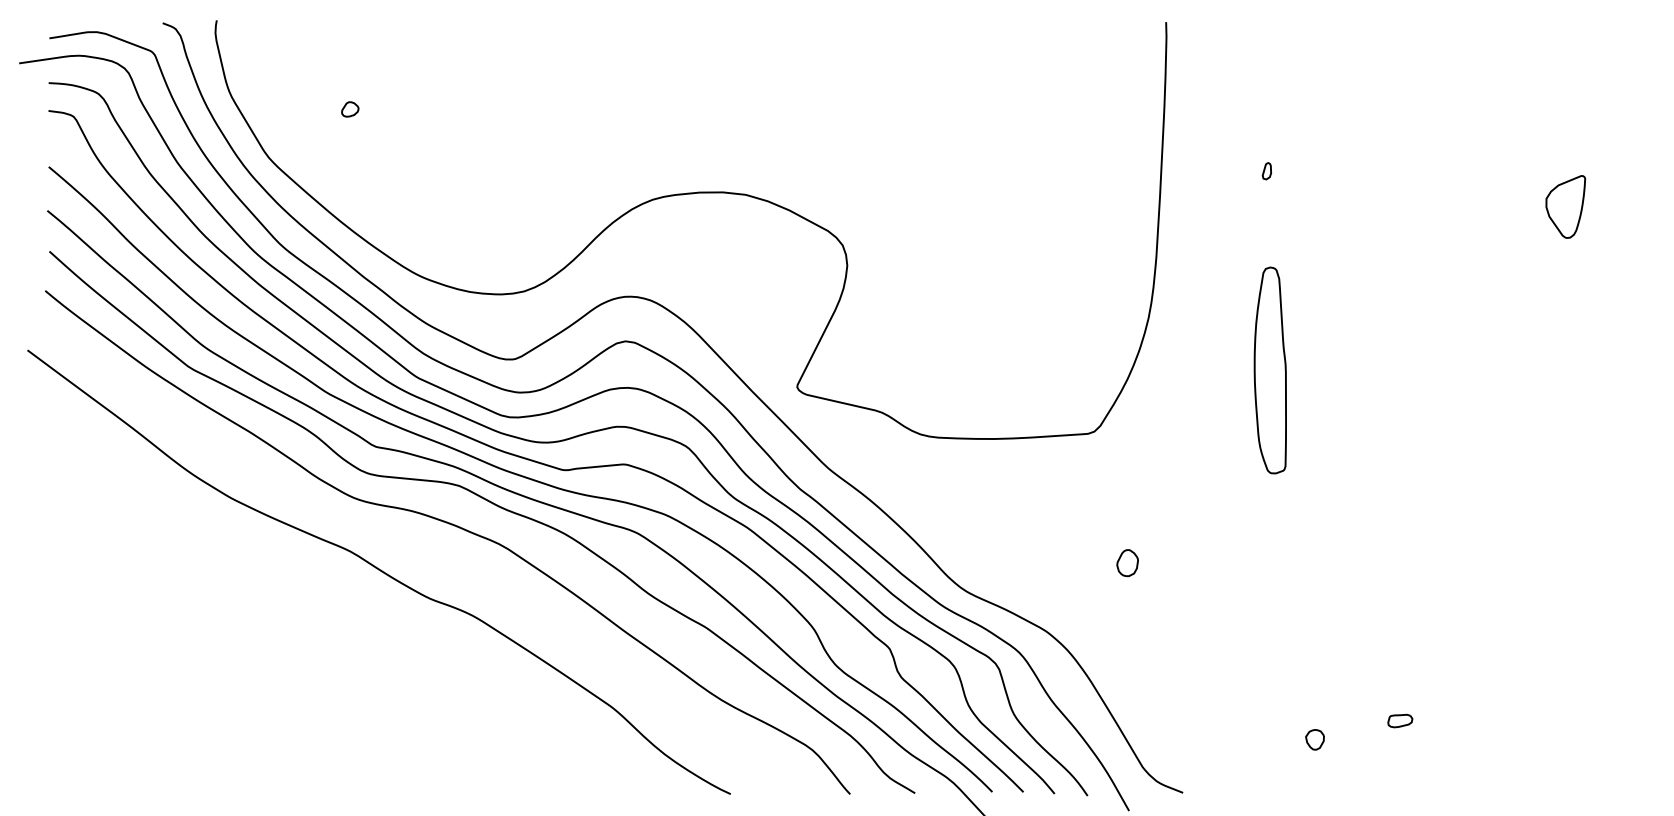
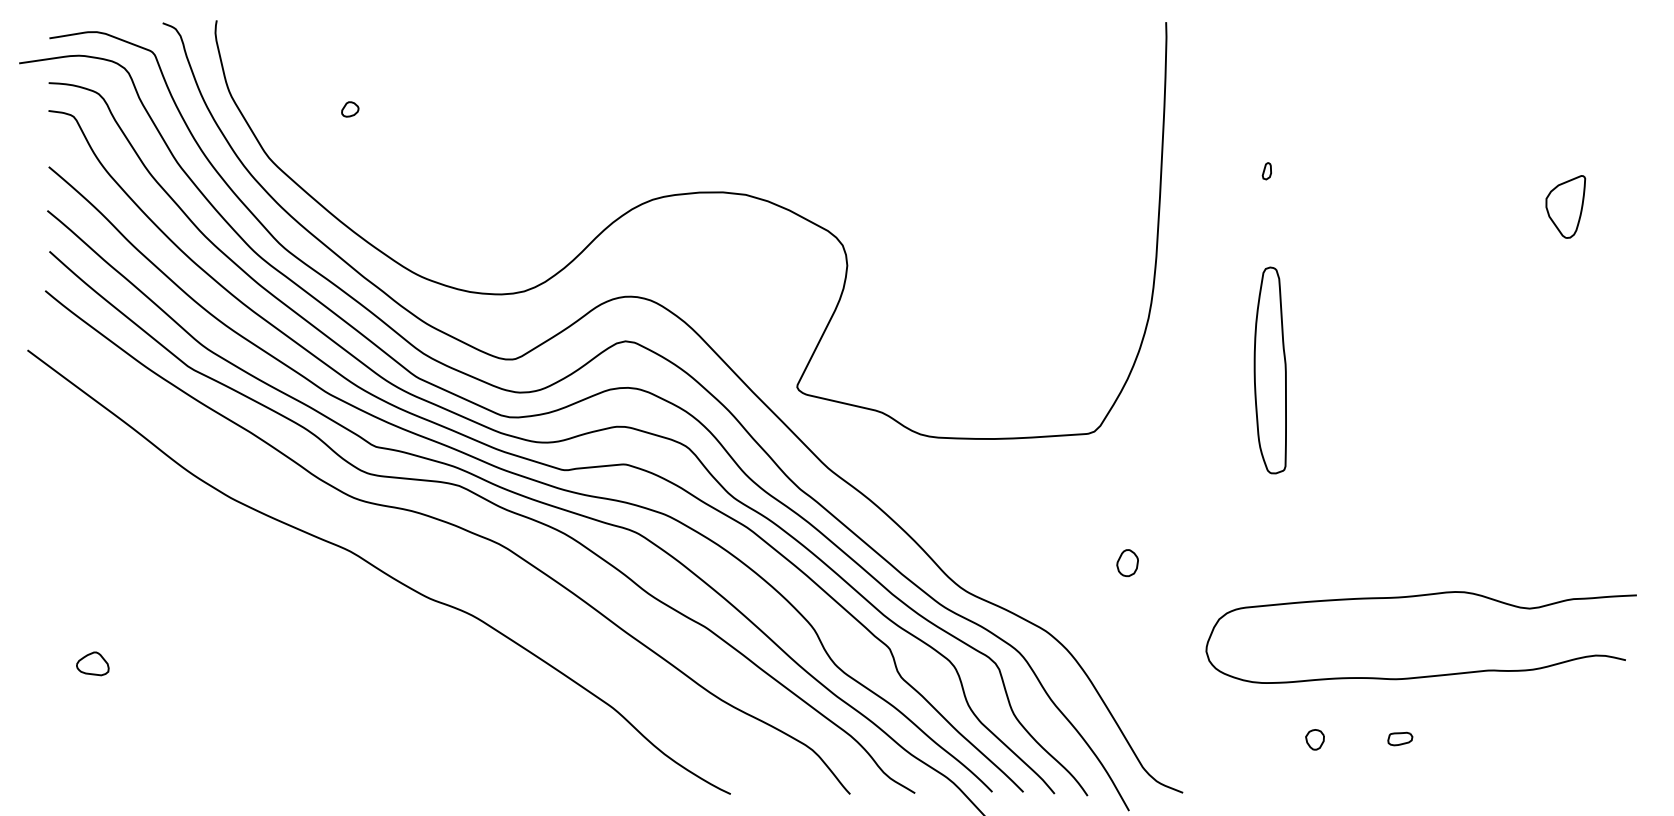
part: none -> present (92, 663)
curve: none -> present (1426, 675)
part position: (1400, 720) -> (1400, 738) (1400, 738)
